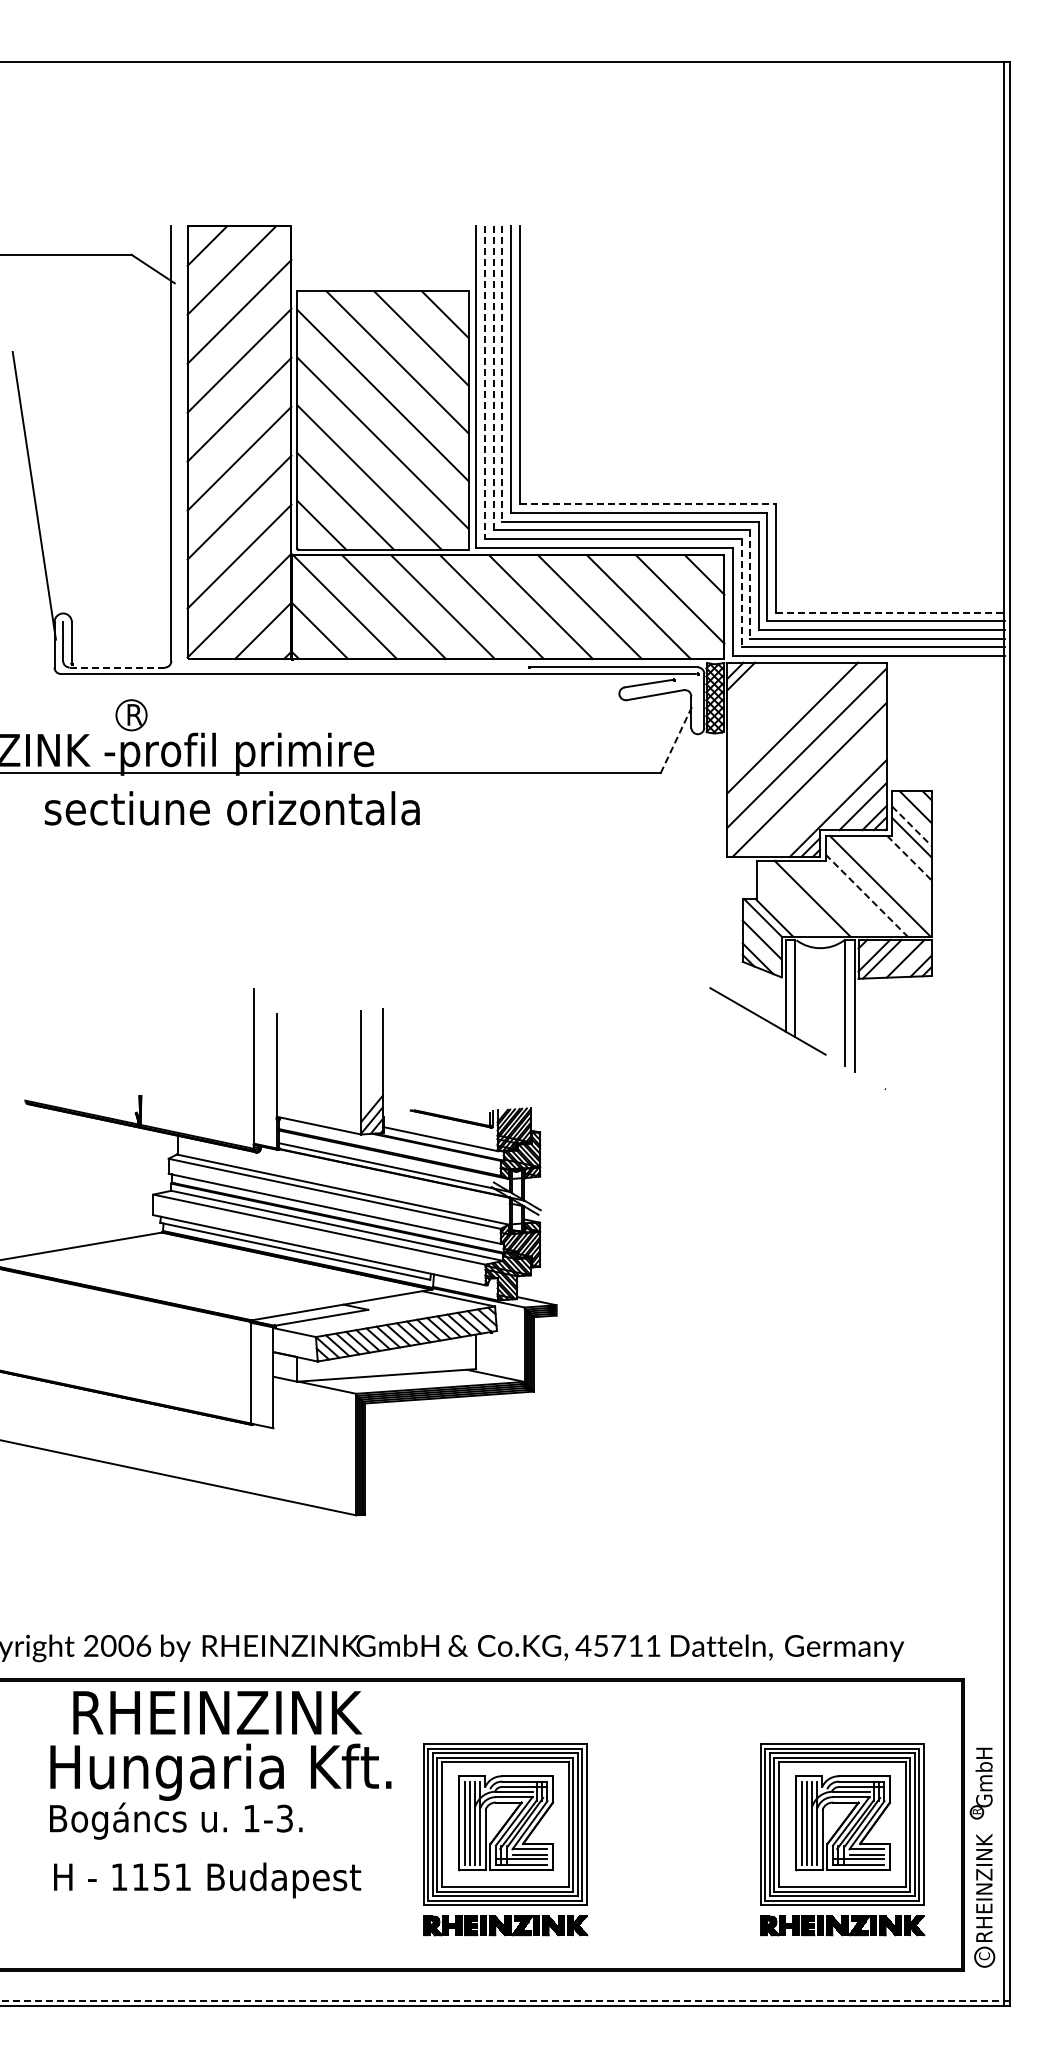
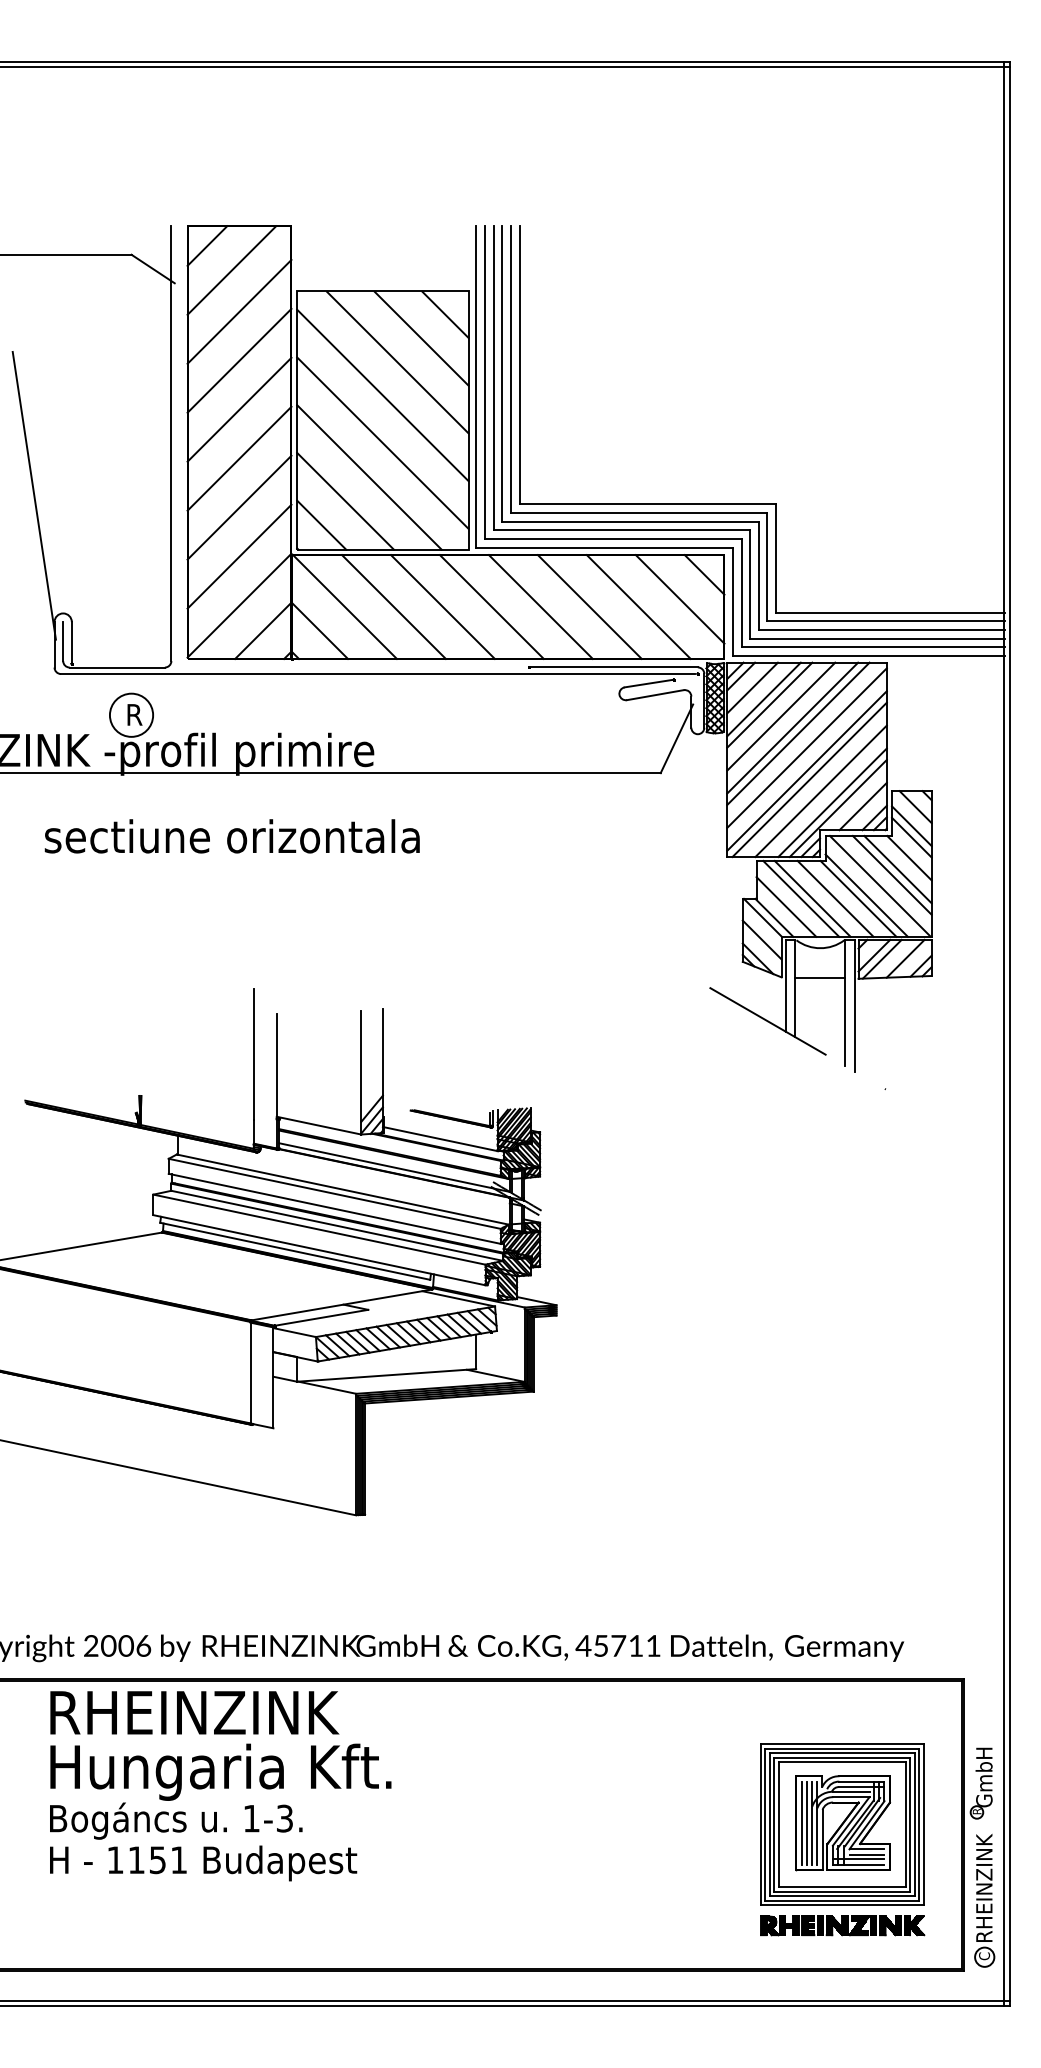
line: none -> present (505, 67)
line: dashed -> solid (502, 373)
line: dashed -> solid (493, 378)
line: dashed -> solid (485, 382)
line: dashed -> solid (648, 504)
line: dashed -> solid (750, 585)
line: dashed -> solid (741, 593)
line: dashed -> solid (890, 612)
line: dashed -> solid (117, 667)
line: none -> present (752, 687)
line: none -> present (763, 699)
line: none -> present (769, 704)
circle diameter: 30 px -> 43 px (131, 714)
line: none -> present (781, 716)
line: none -> present (798, 733)
line: dashed -> solid (676, 738)
line: none -> present (806, 770)
line: none -> present (820, 791)
line: none -> present (832, 802)
text position: (231, 808) -> (231, 836) (231, 836)
line: dashed -> solid (912, 826)
line: dashed -> solid (909, 858)
line: none -> present (897, 869)
line: none -> present (891, 874)
line: dashed -> solid (867, 896)
line: none -> present (801, 898)
line: none -> present (835, 898)
line: none -> present (858, 898)
line: none -> present (786, 906)
line: none -> present (820, 978)
text position: (217, 1712) -> (194, 1712) (194, 1712)
part: present -> none (505, 1839)
text position: (207, 1880) -> (203, 1863) (203, 1863)
line: dashed -> solid (504, 2000)
